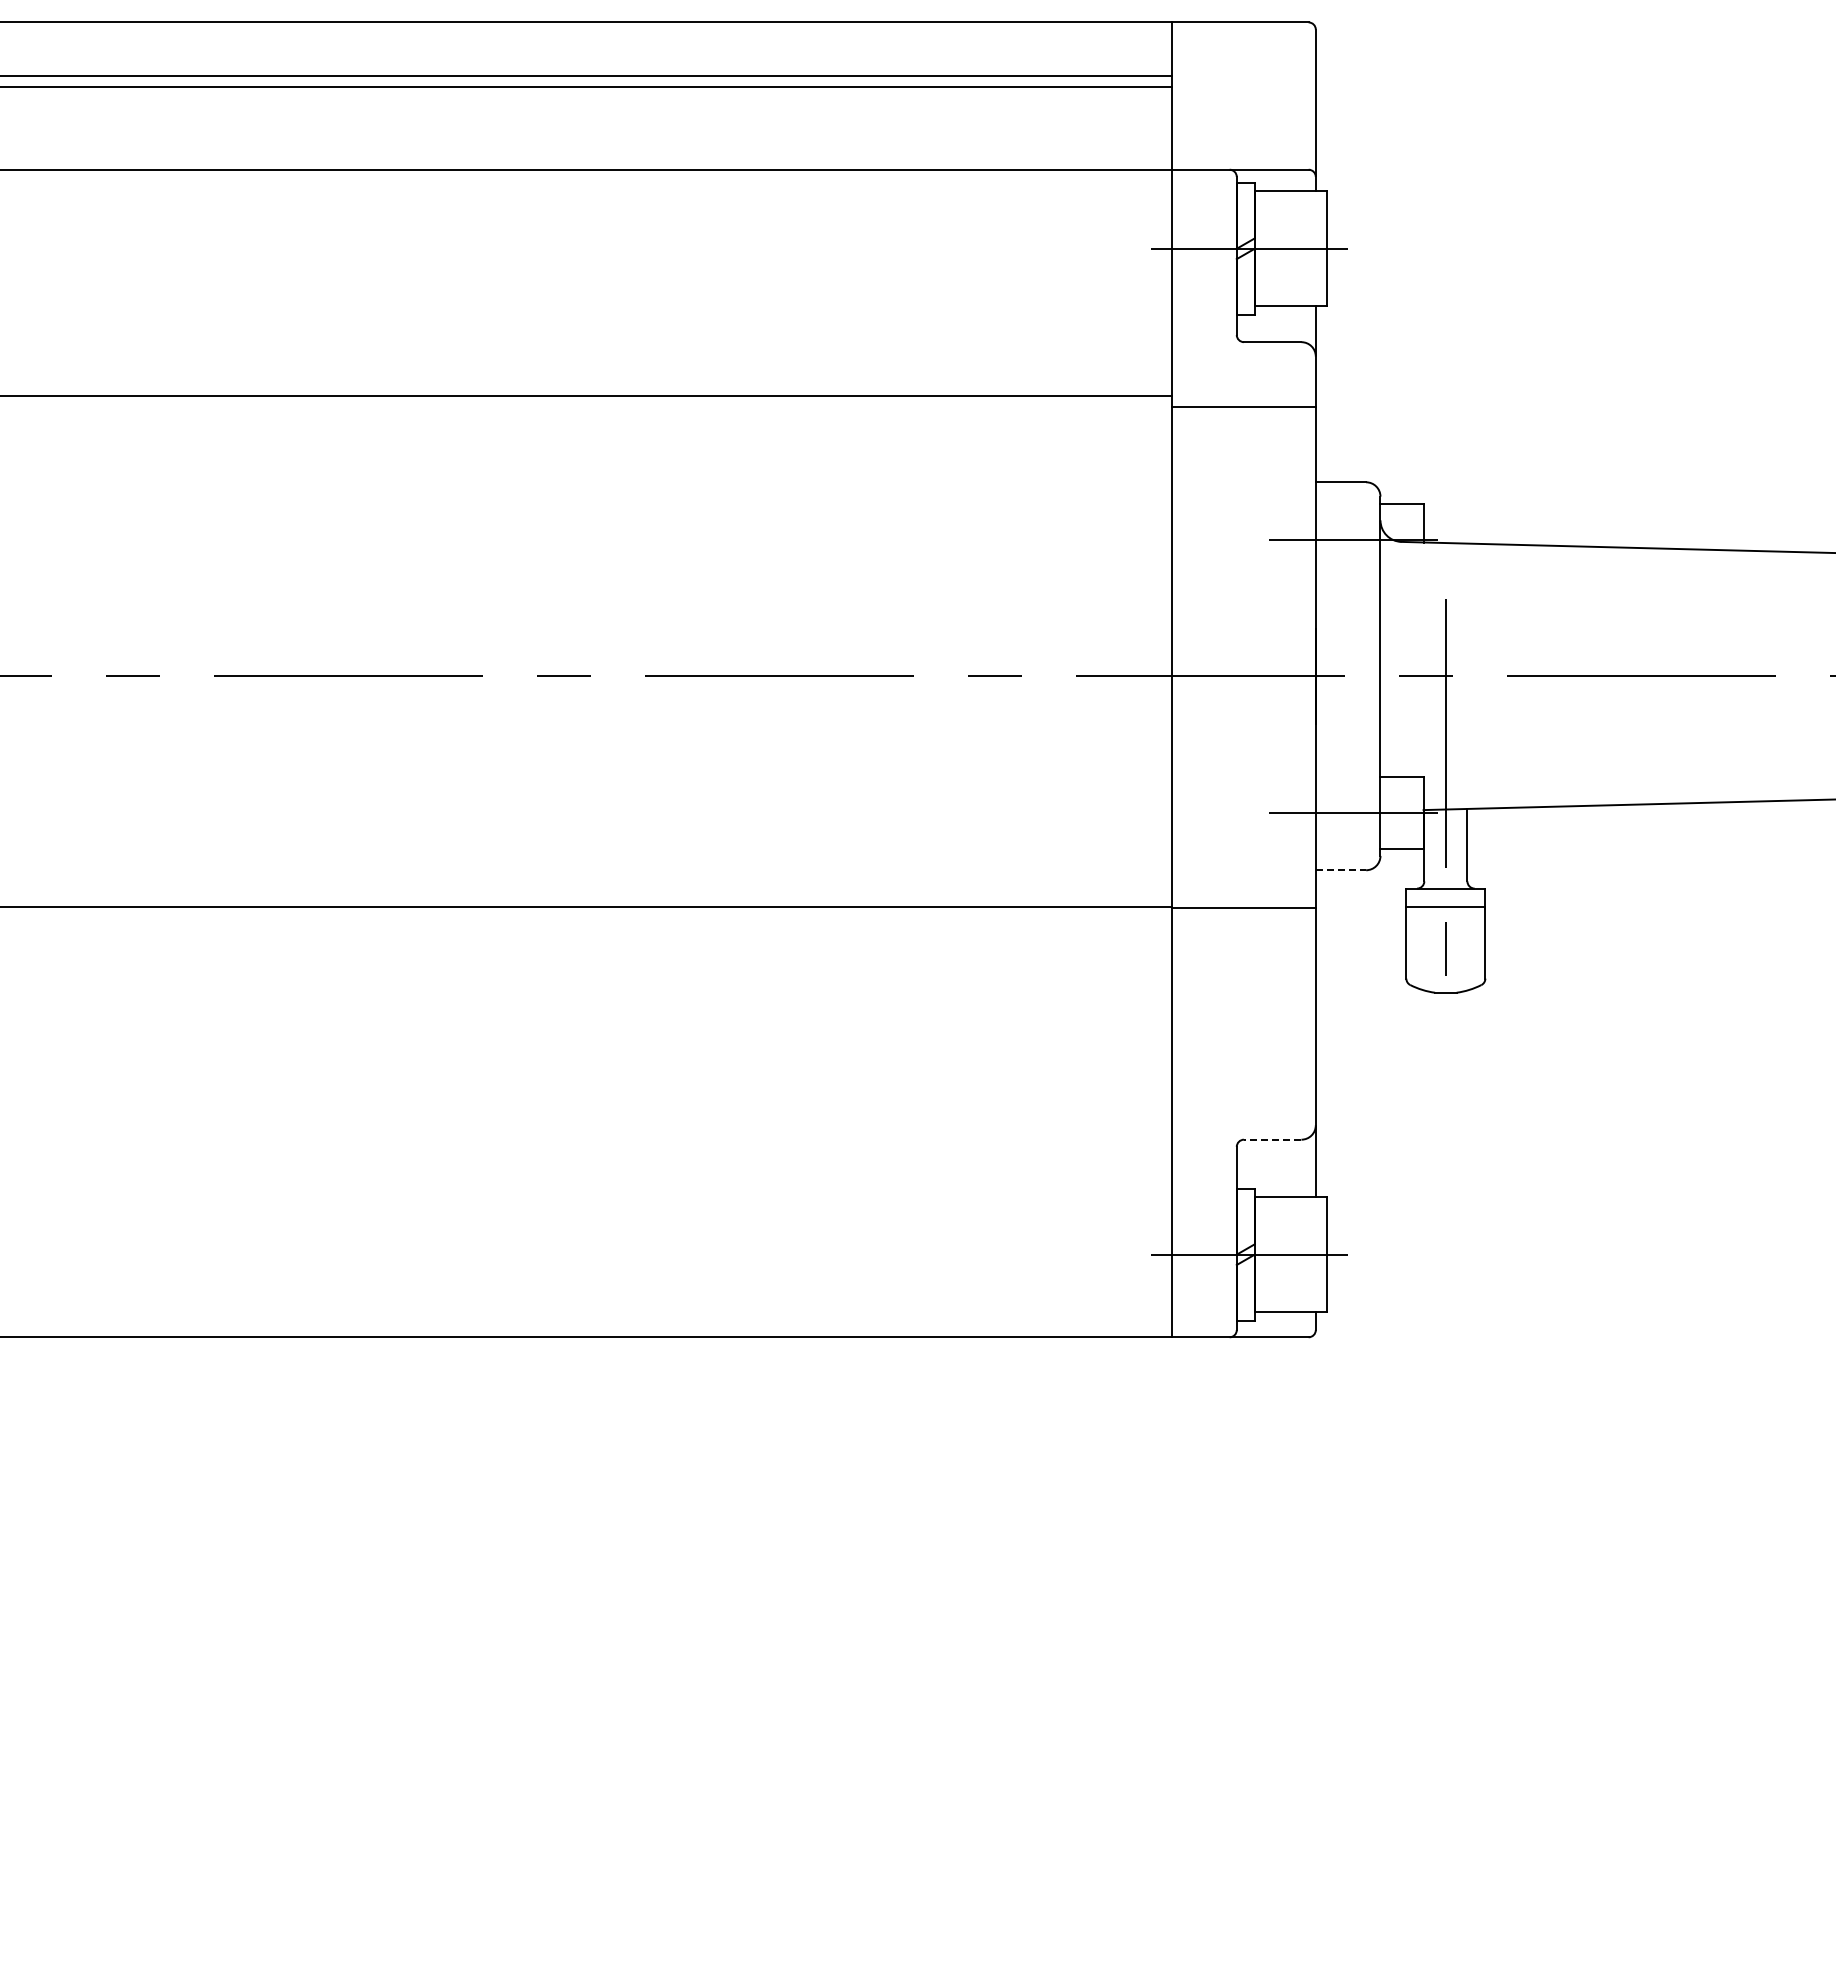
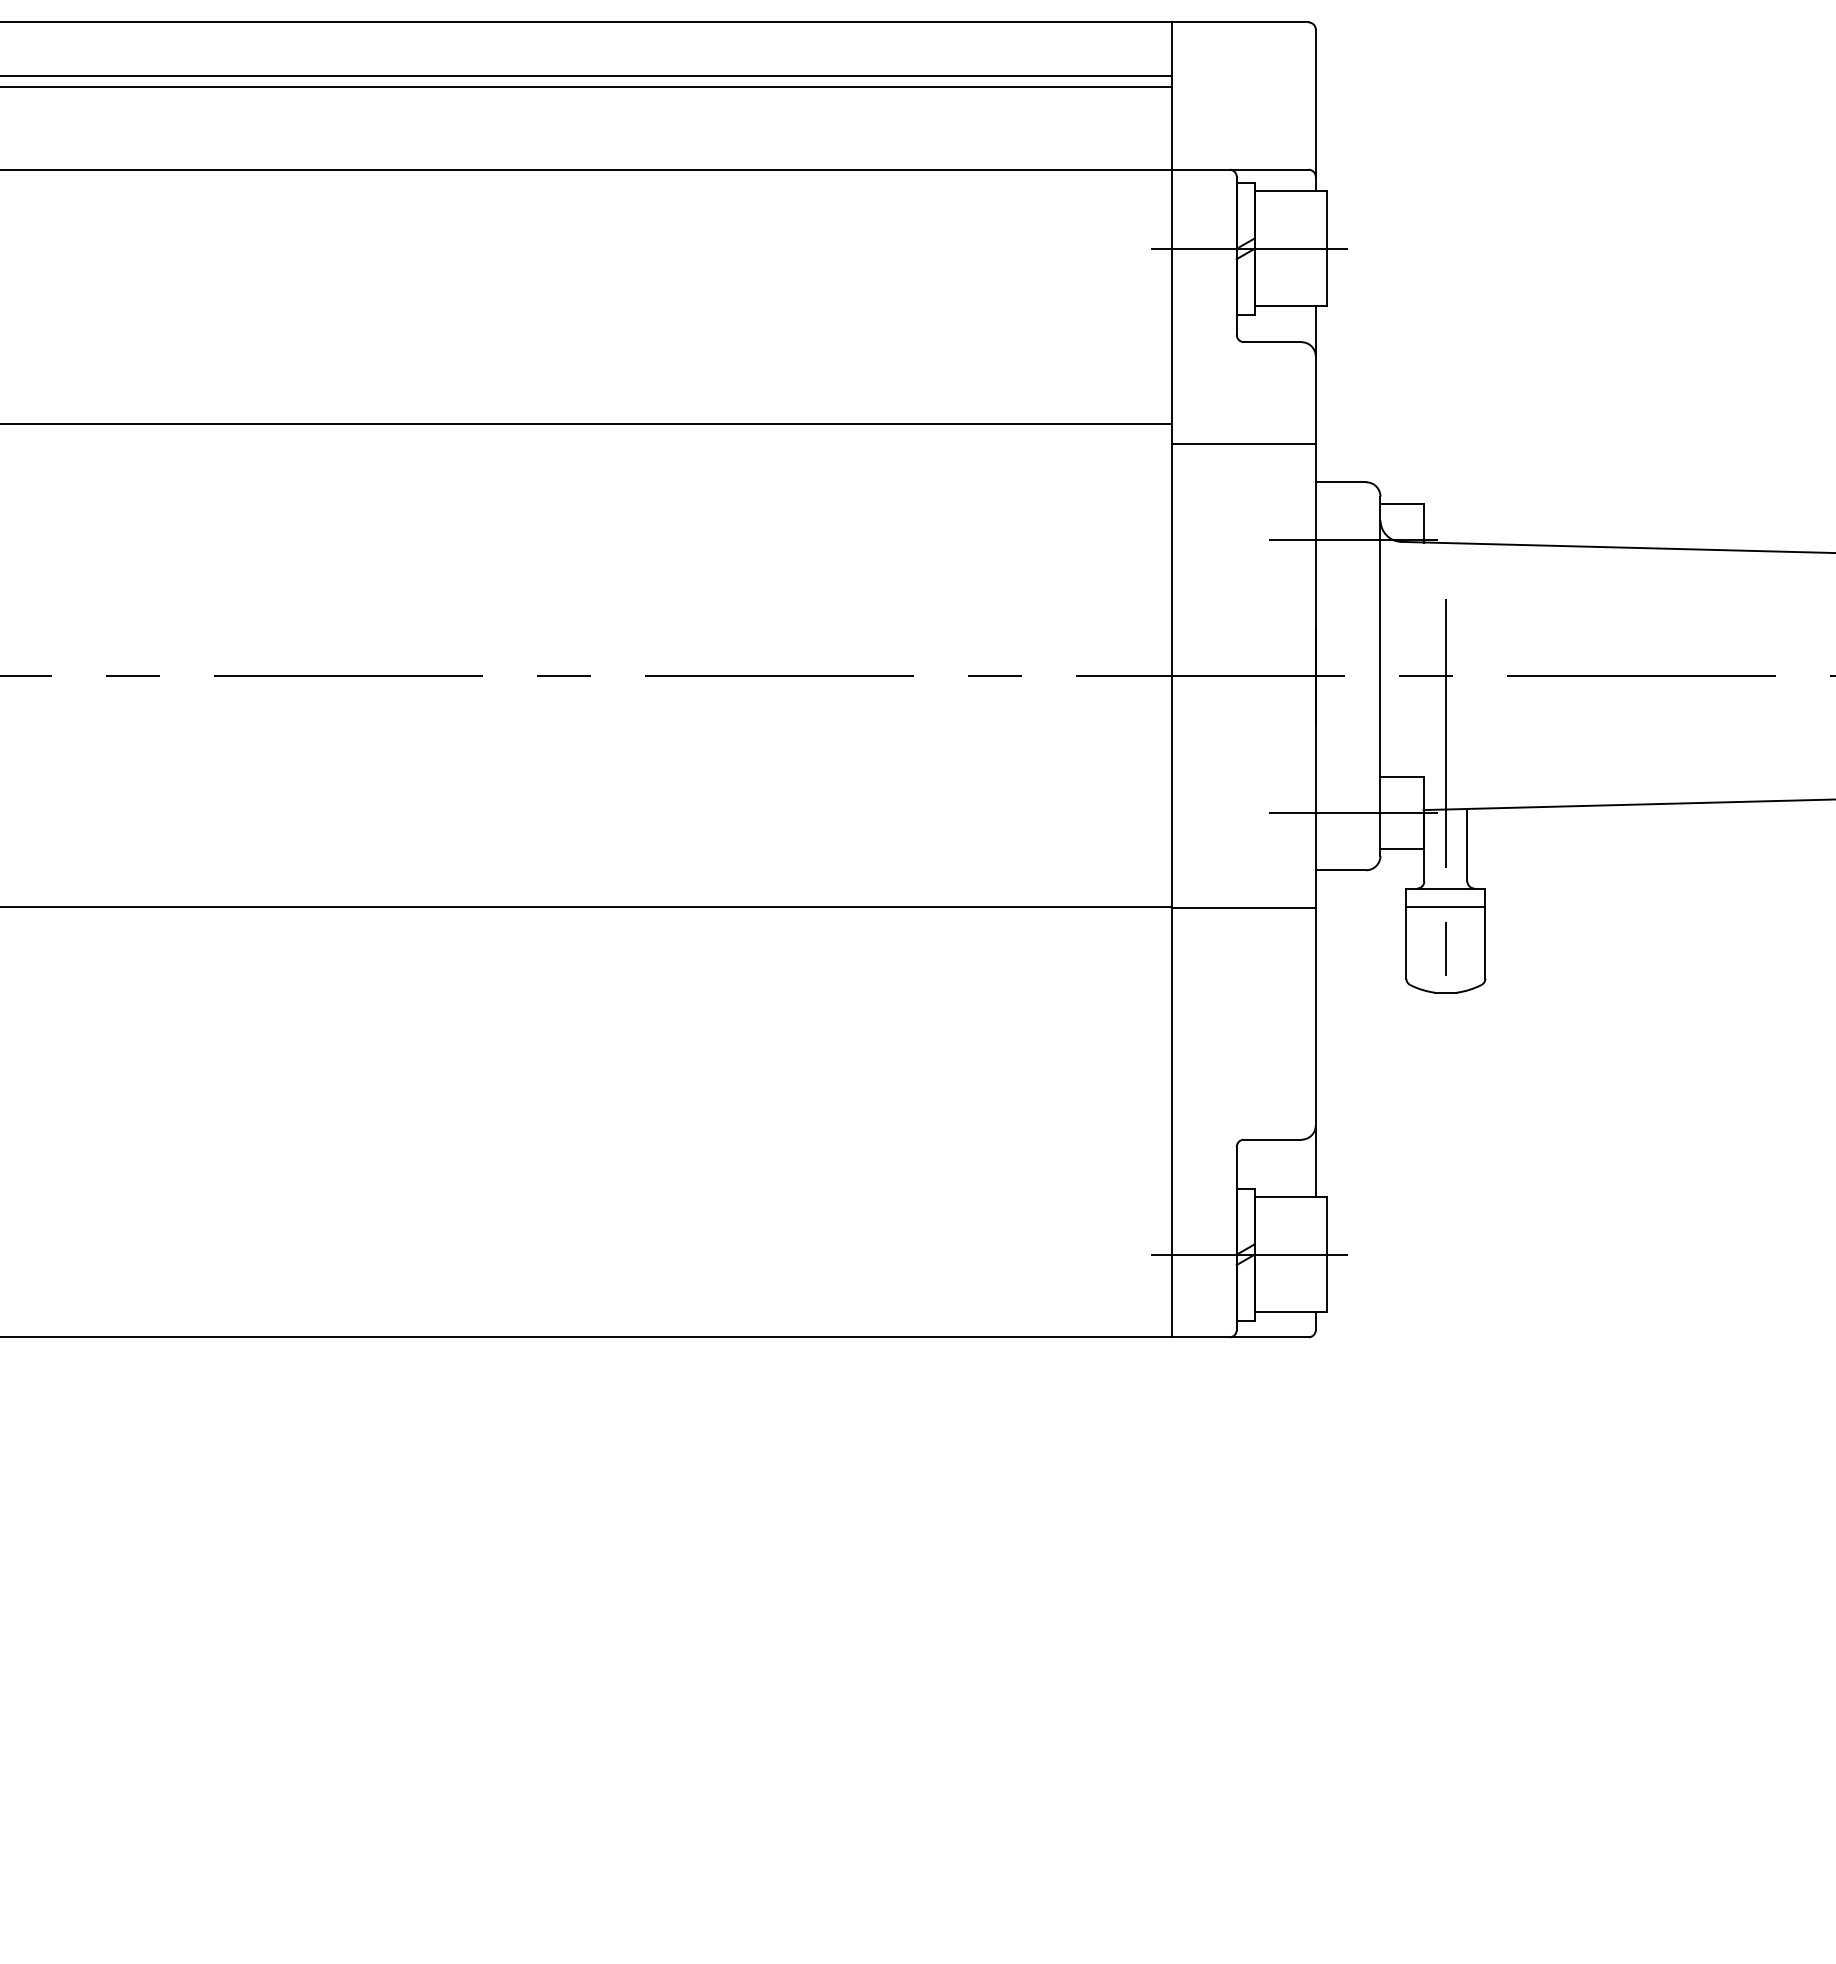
line position: (587, 395) -> (587, 423) (587, 423)
line position: (1243, 407) -> (1243, 444) (1243, 444)
line: dashed -> solid (1341, 870)
line: dashed -> solid (1272, 1139)
